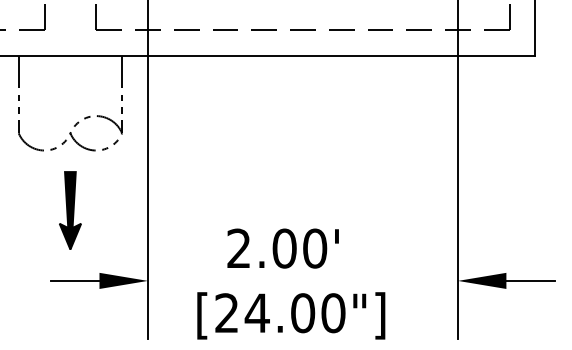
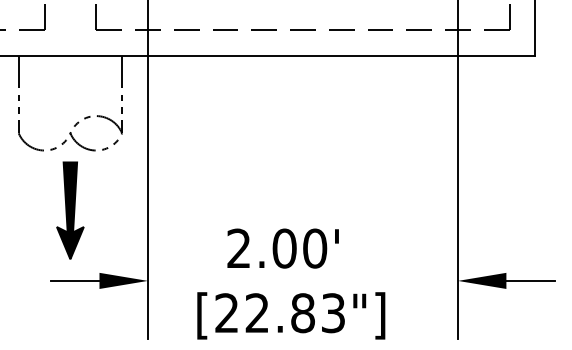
part size: 23x79 px -> 29x99 px (70, 210)
text: [24.00"] -> [22.83"] (294, 313)
